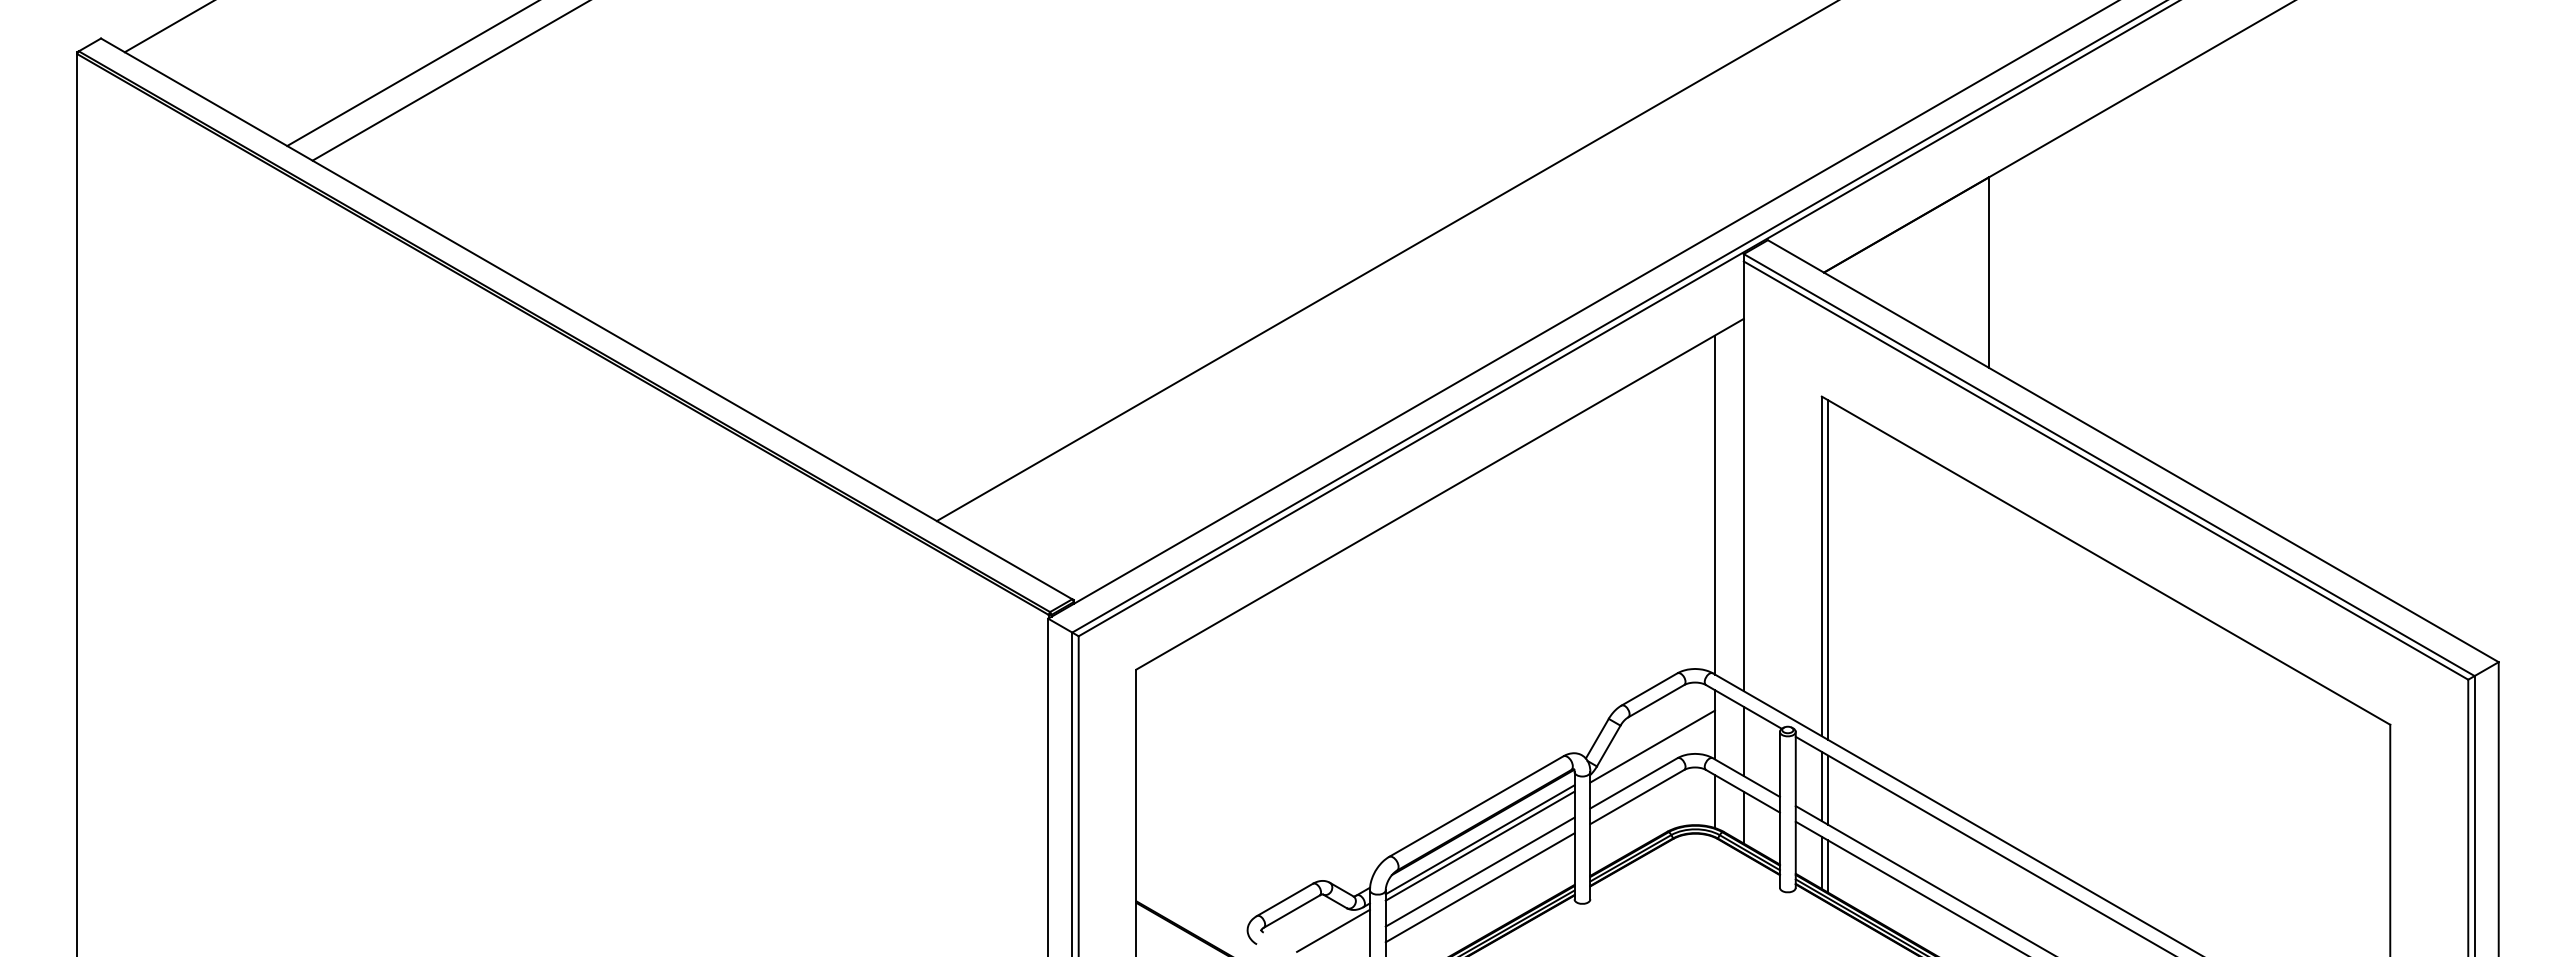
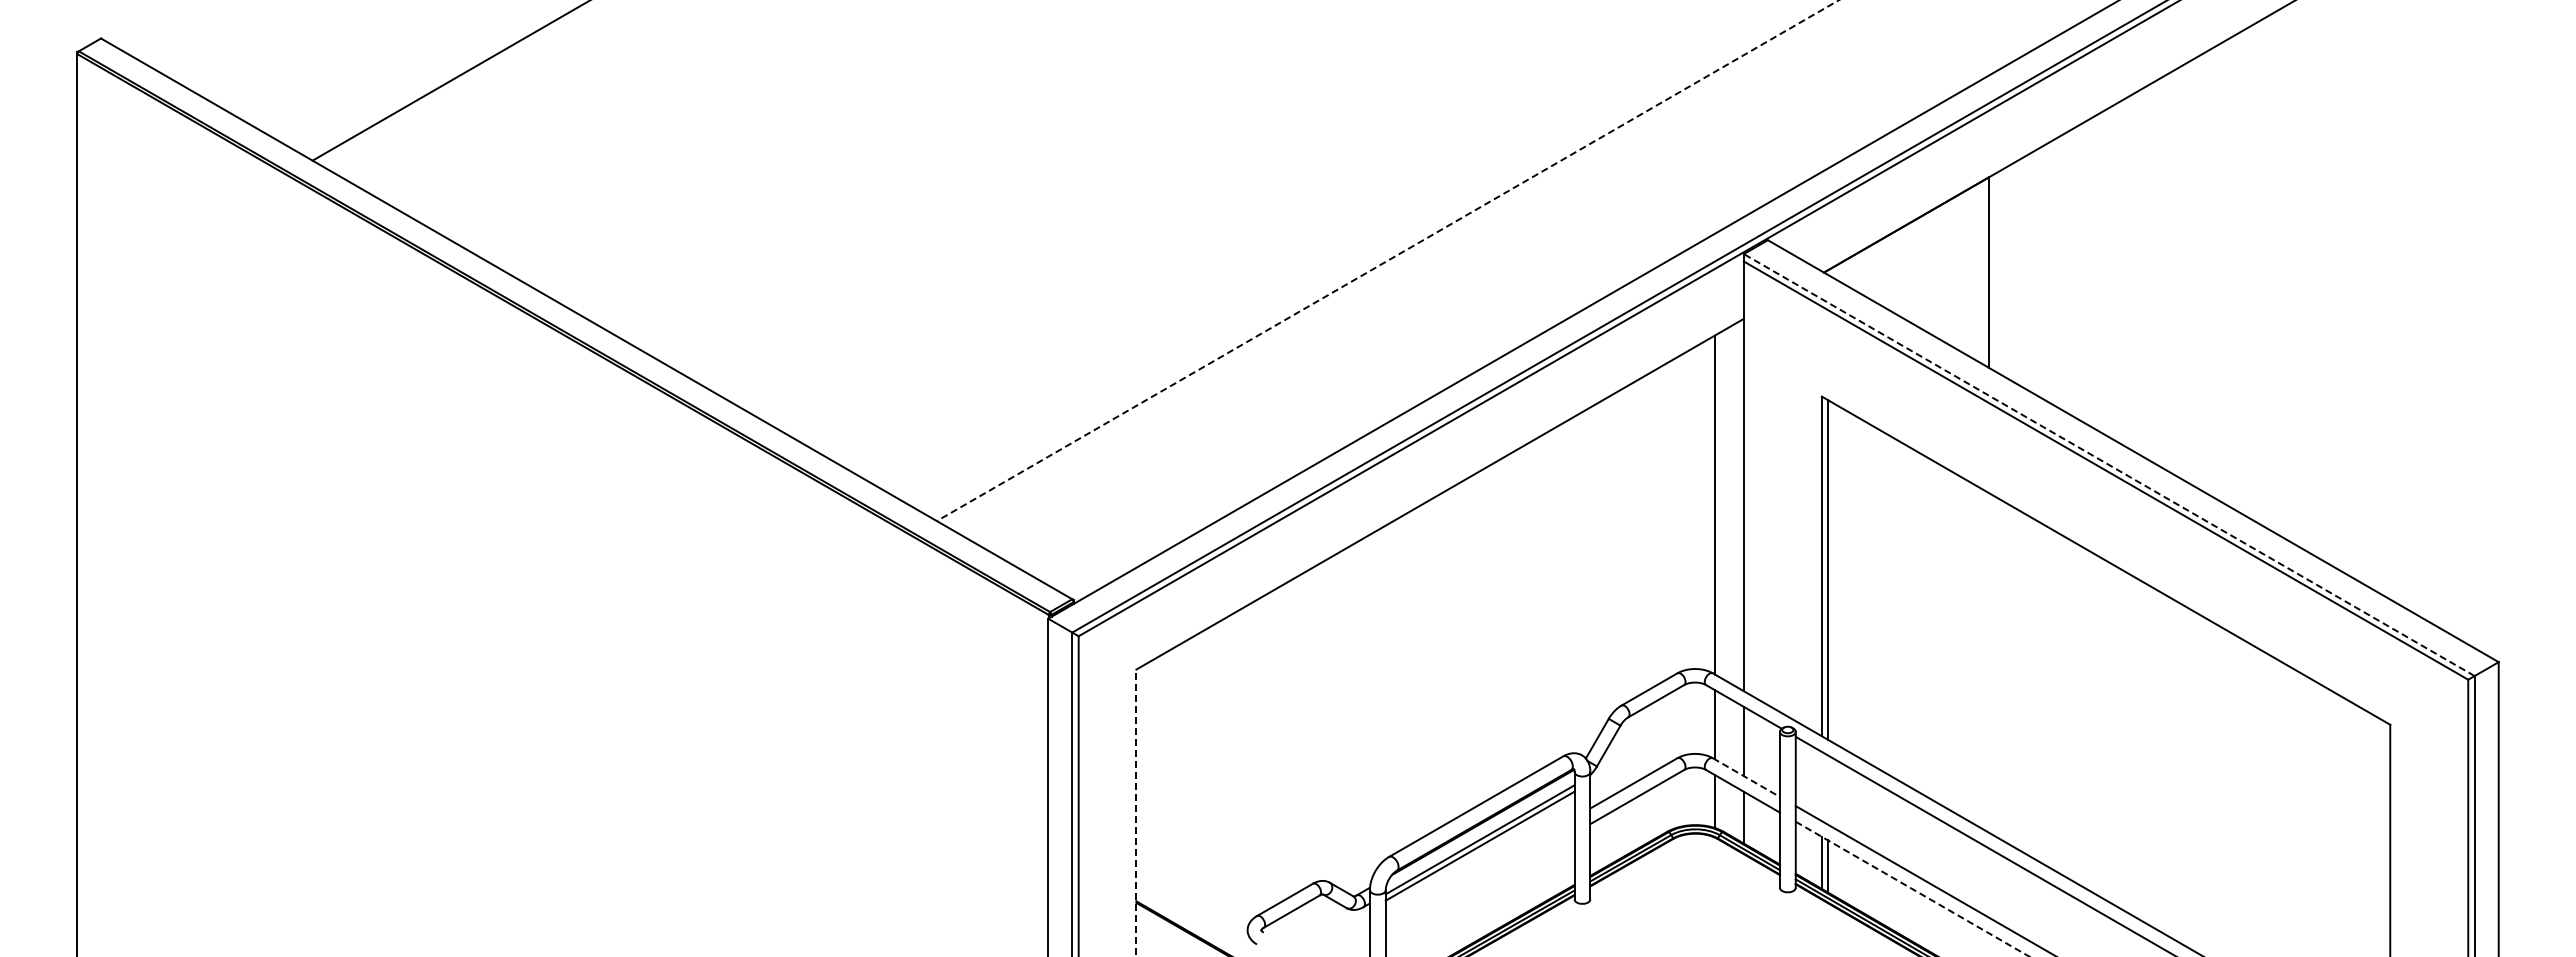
line: present -> none (167, 27)
line: present -> none (411, 74)
line: solid -> dashed (1387, 260)
line: solid -> dashed (2109, 465)
line: present -> none (1652, 746)
line: solid -> dashed (1746, 777)
line: present -> none (1821, 786)
line: present -> none (1828, 789)
line: solid -> dashed (1136, 812)
line: present -> none (1479, 871)
line: present -> none (1479, 887)
line: solid -> dashed (1912, 889)
line: present -> none (1333, 930)
